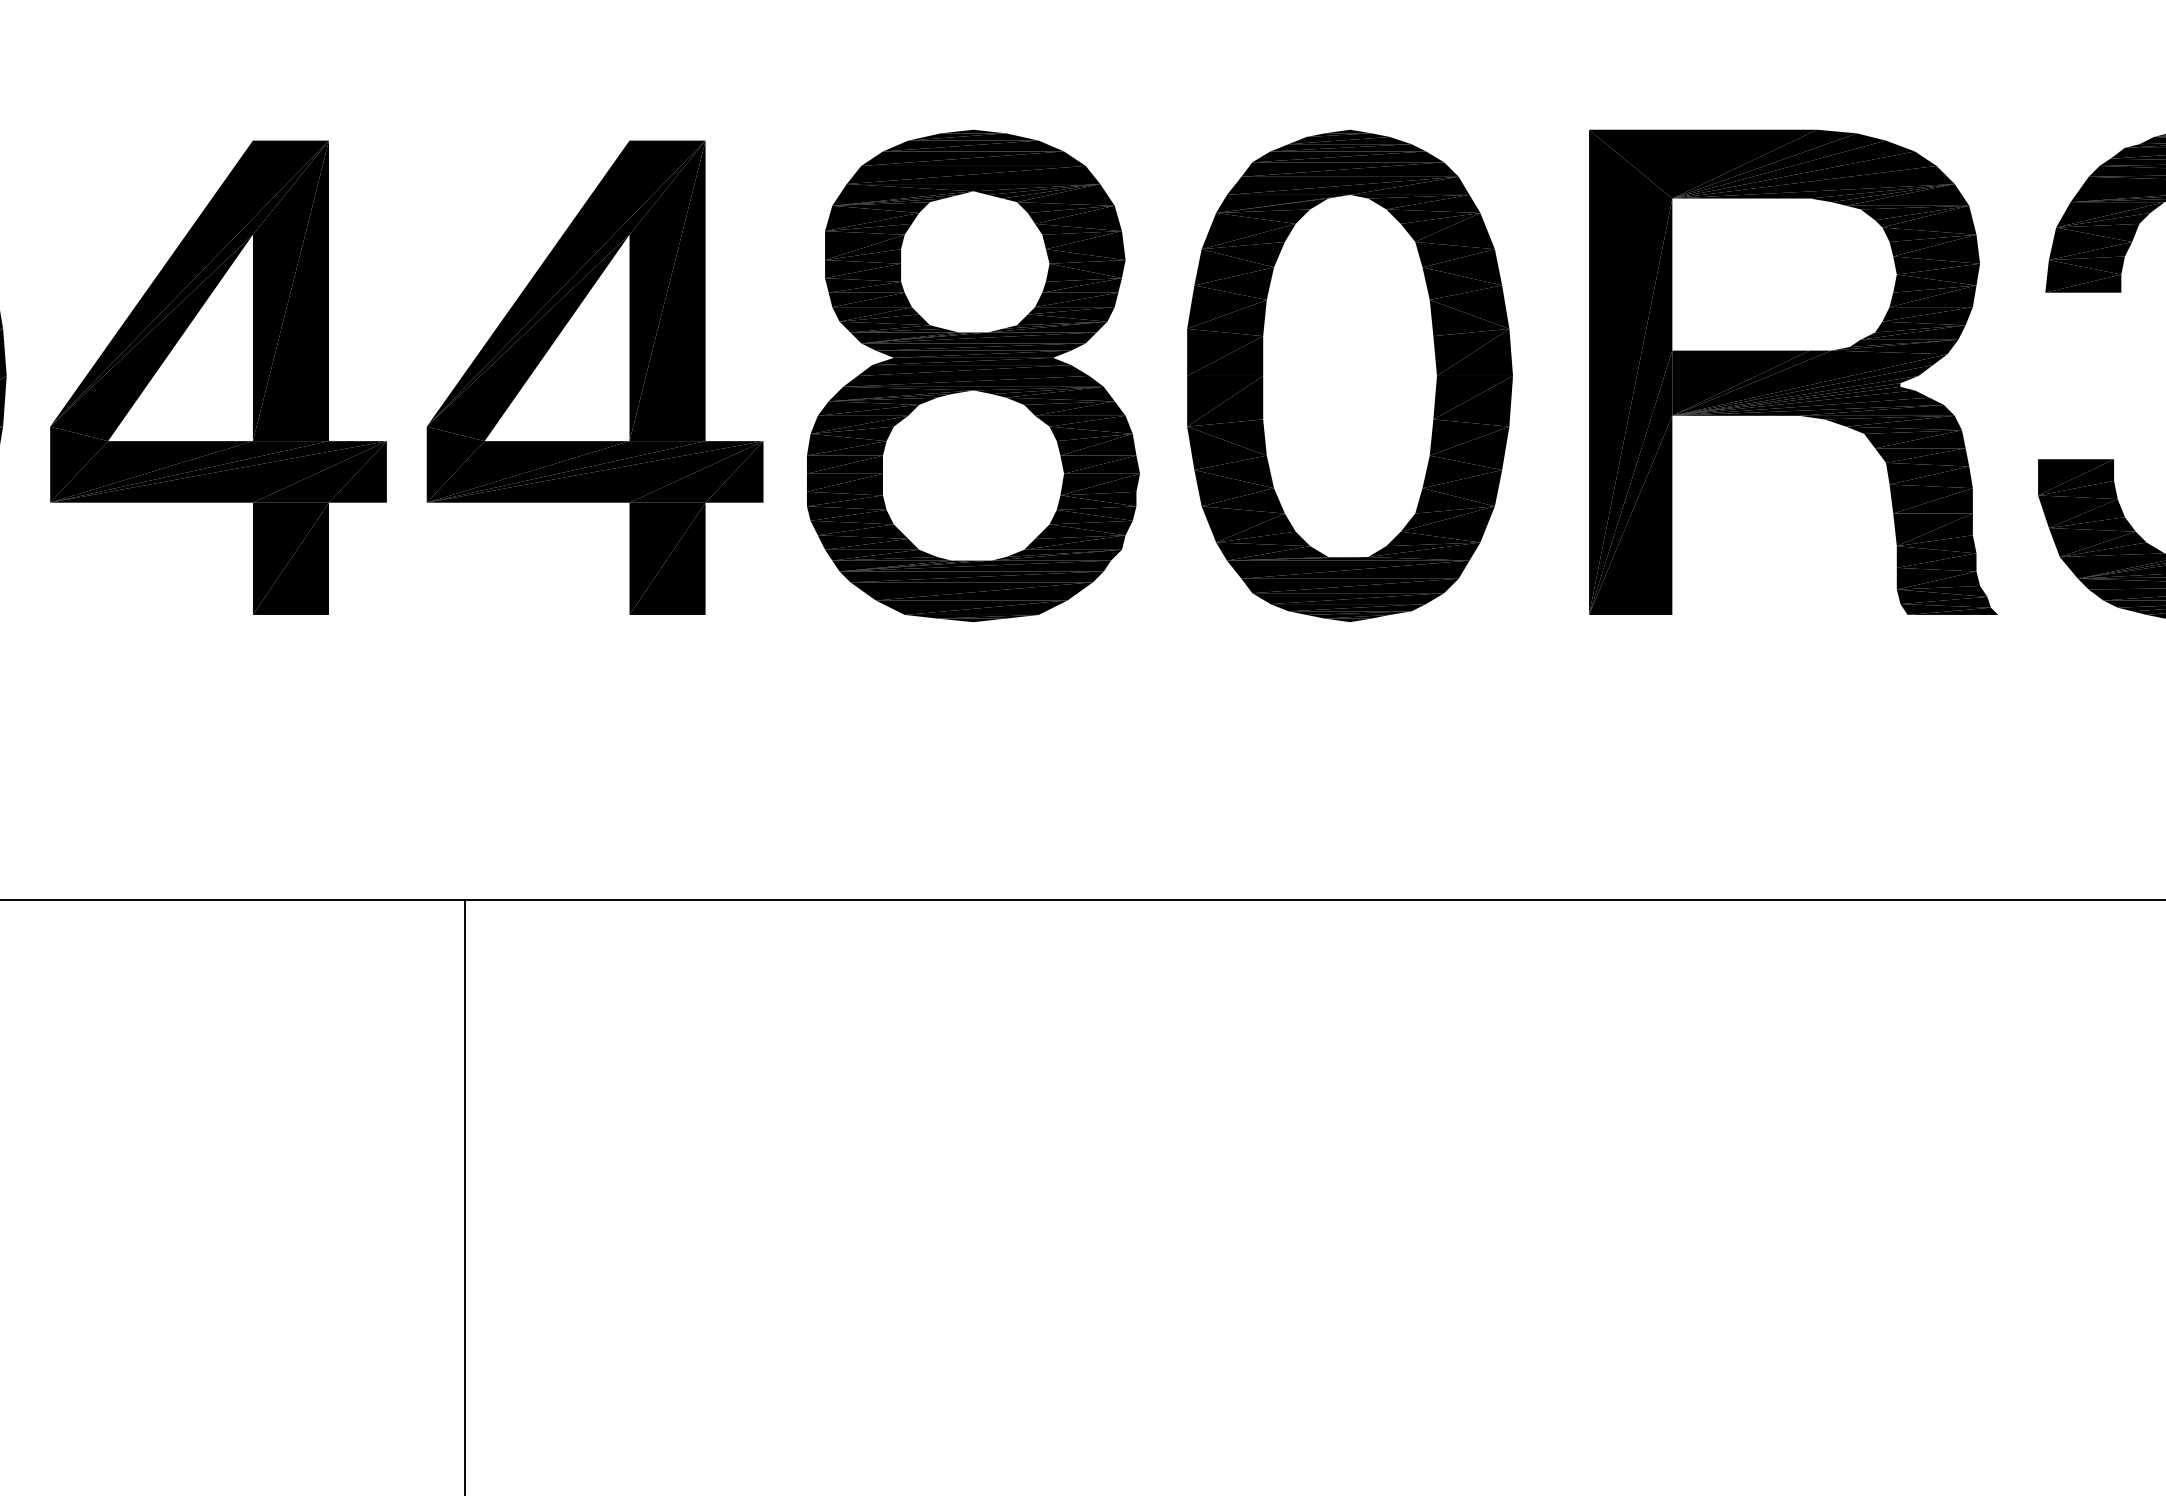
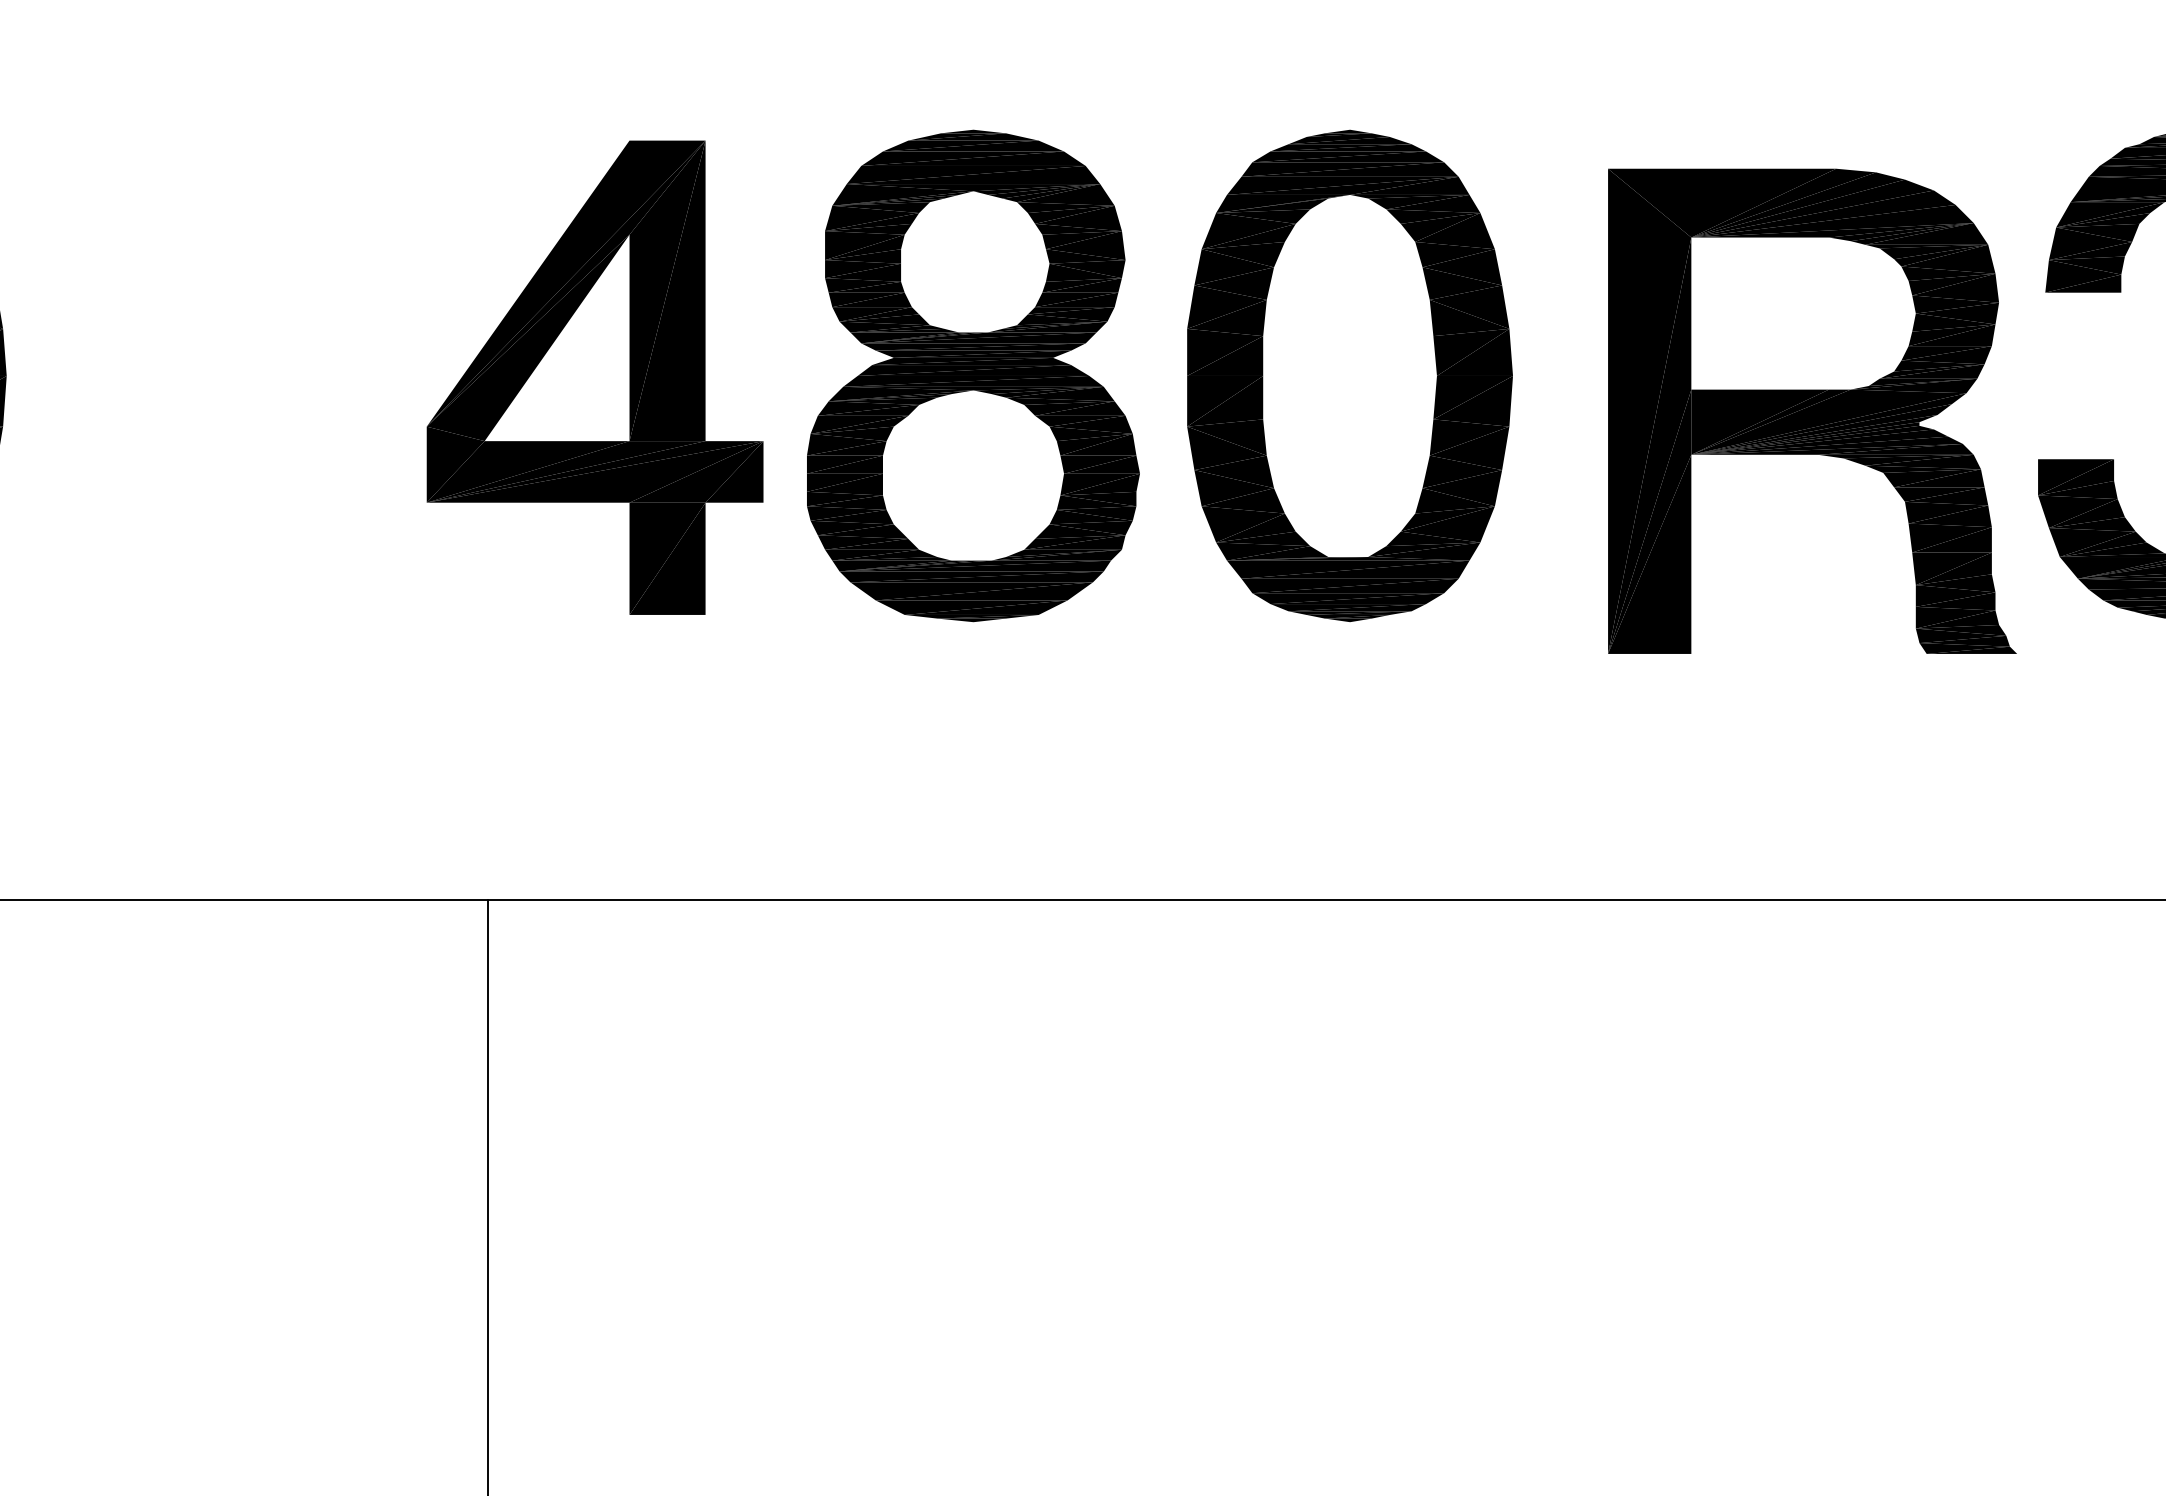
part position: (1793, 371) -> (1812, 410) (1812, 410)
part: present -> none (218, 377)
line position: (464, 1195) -> (487, 1195) (487, 1195)
